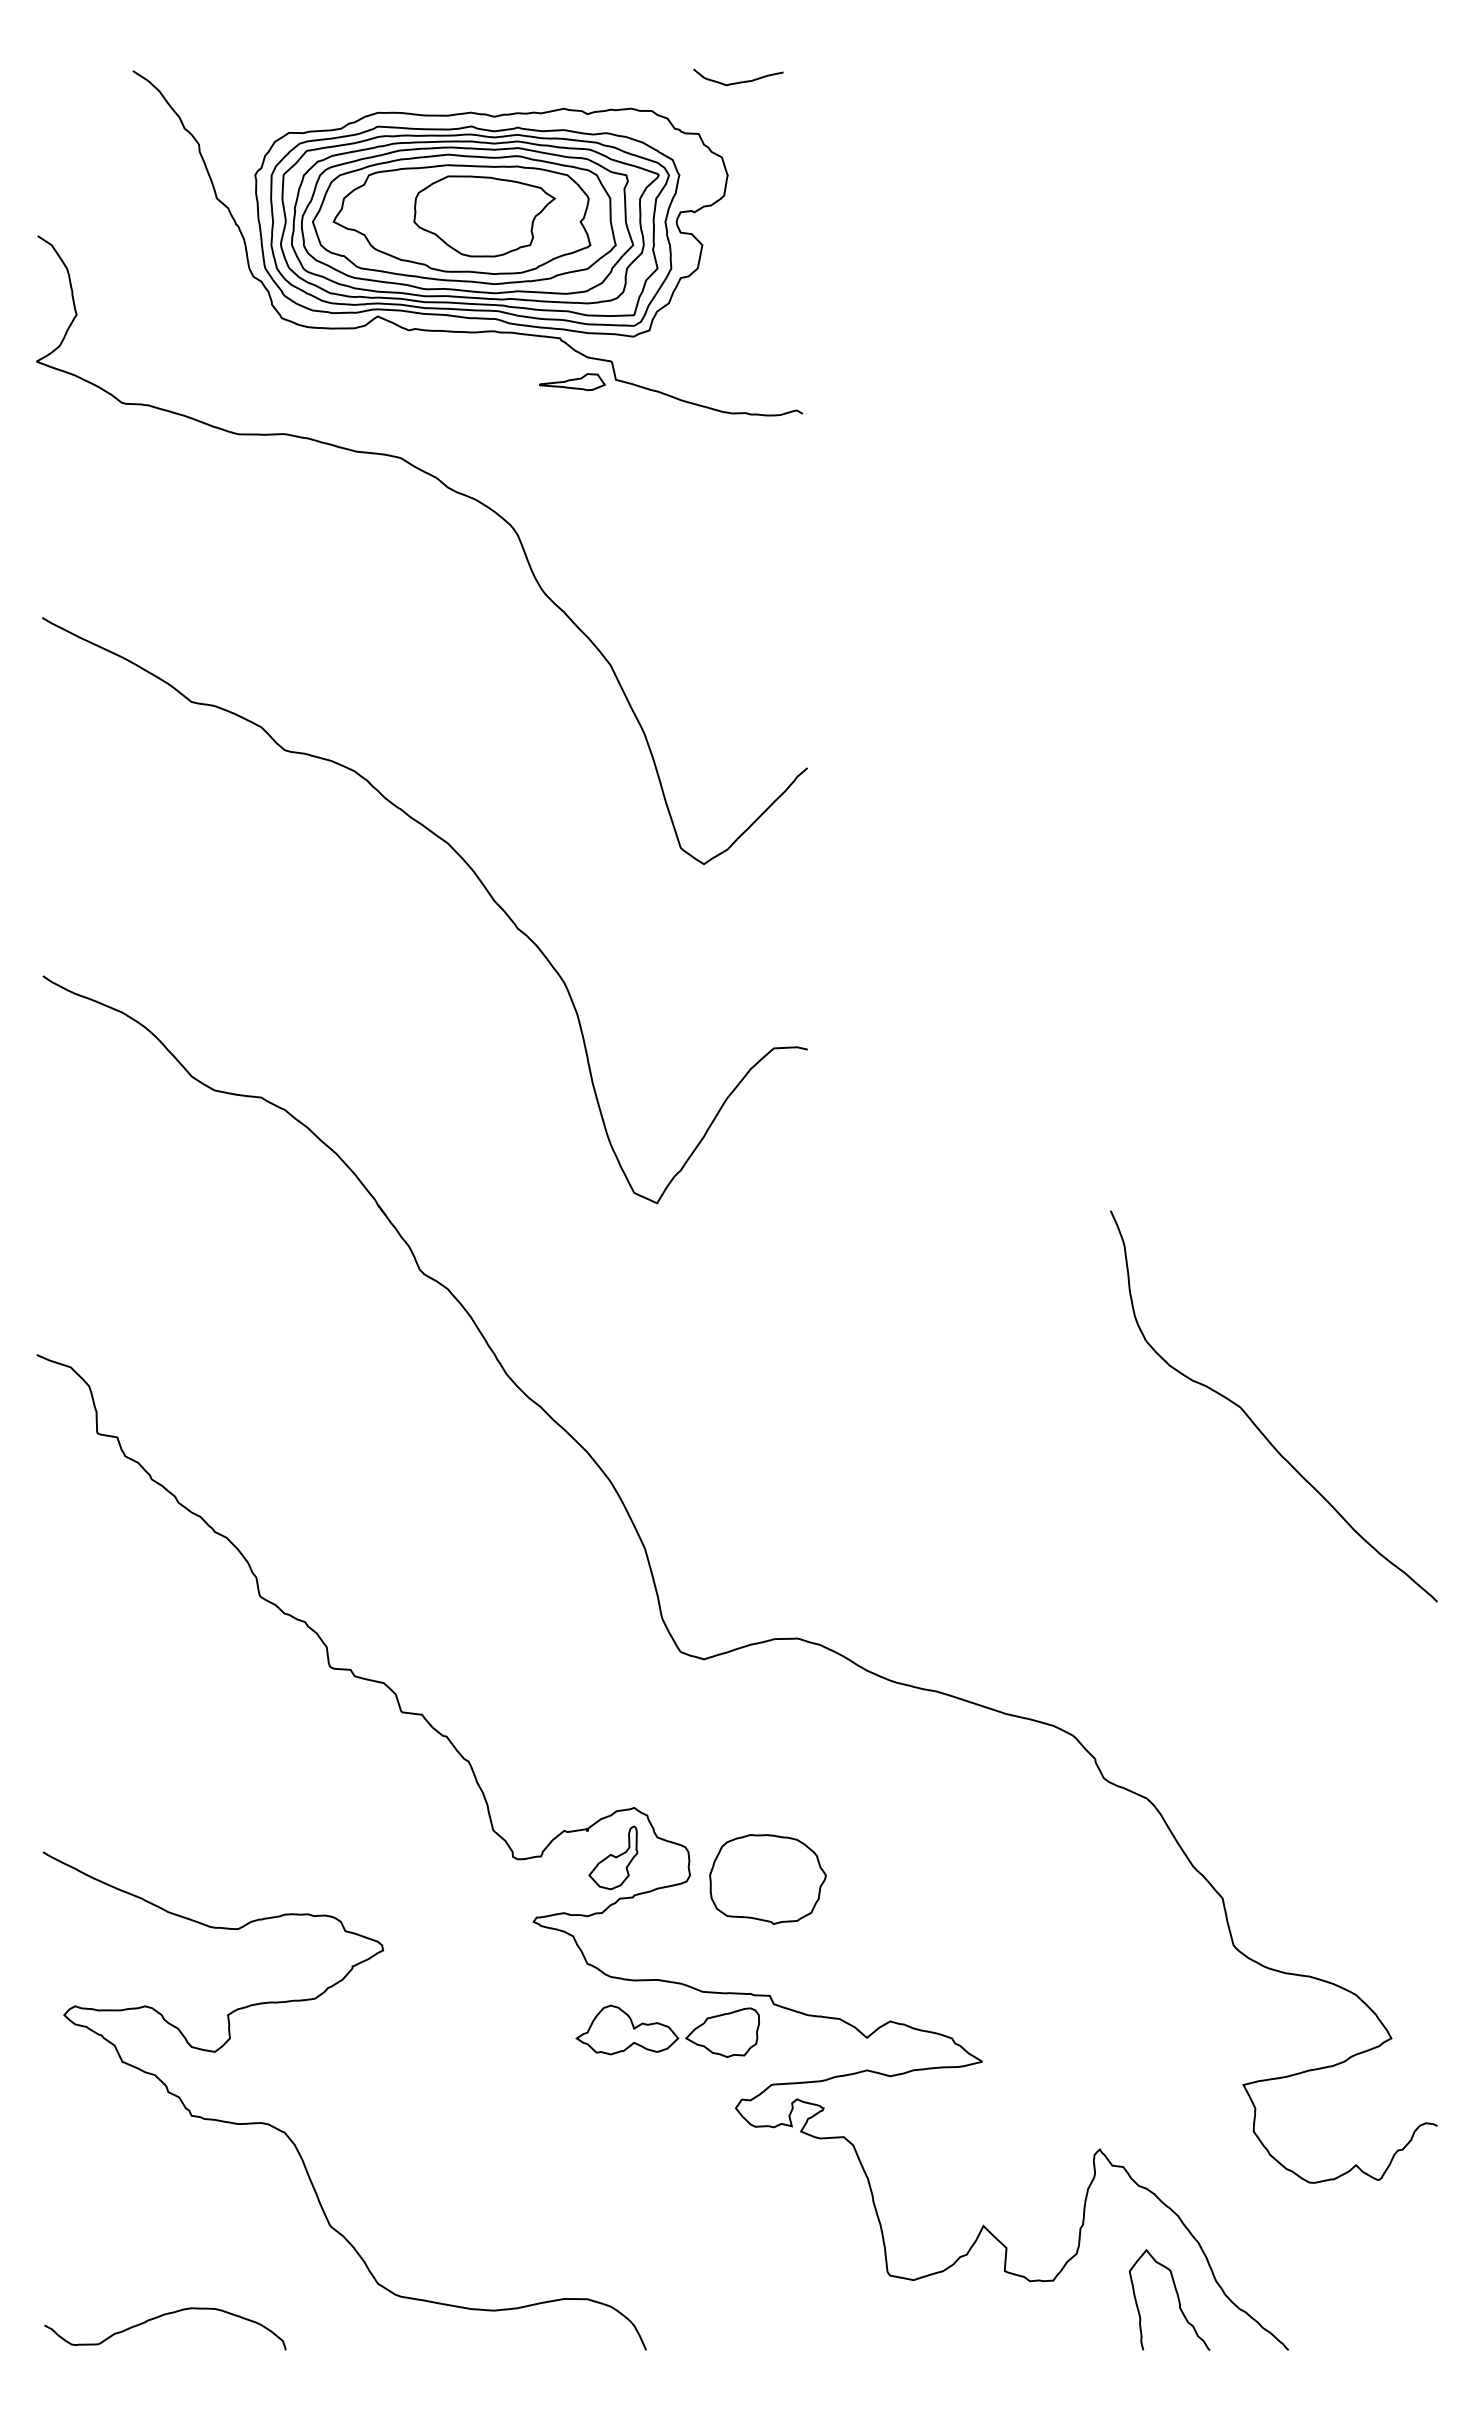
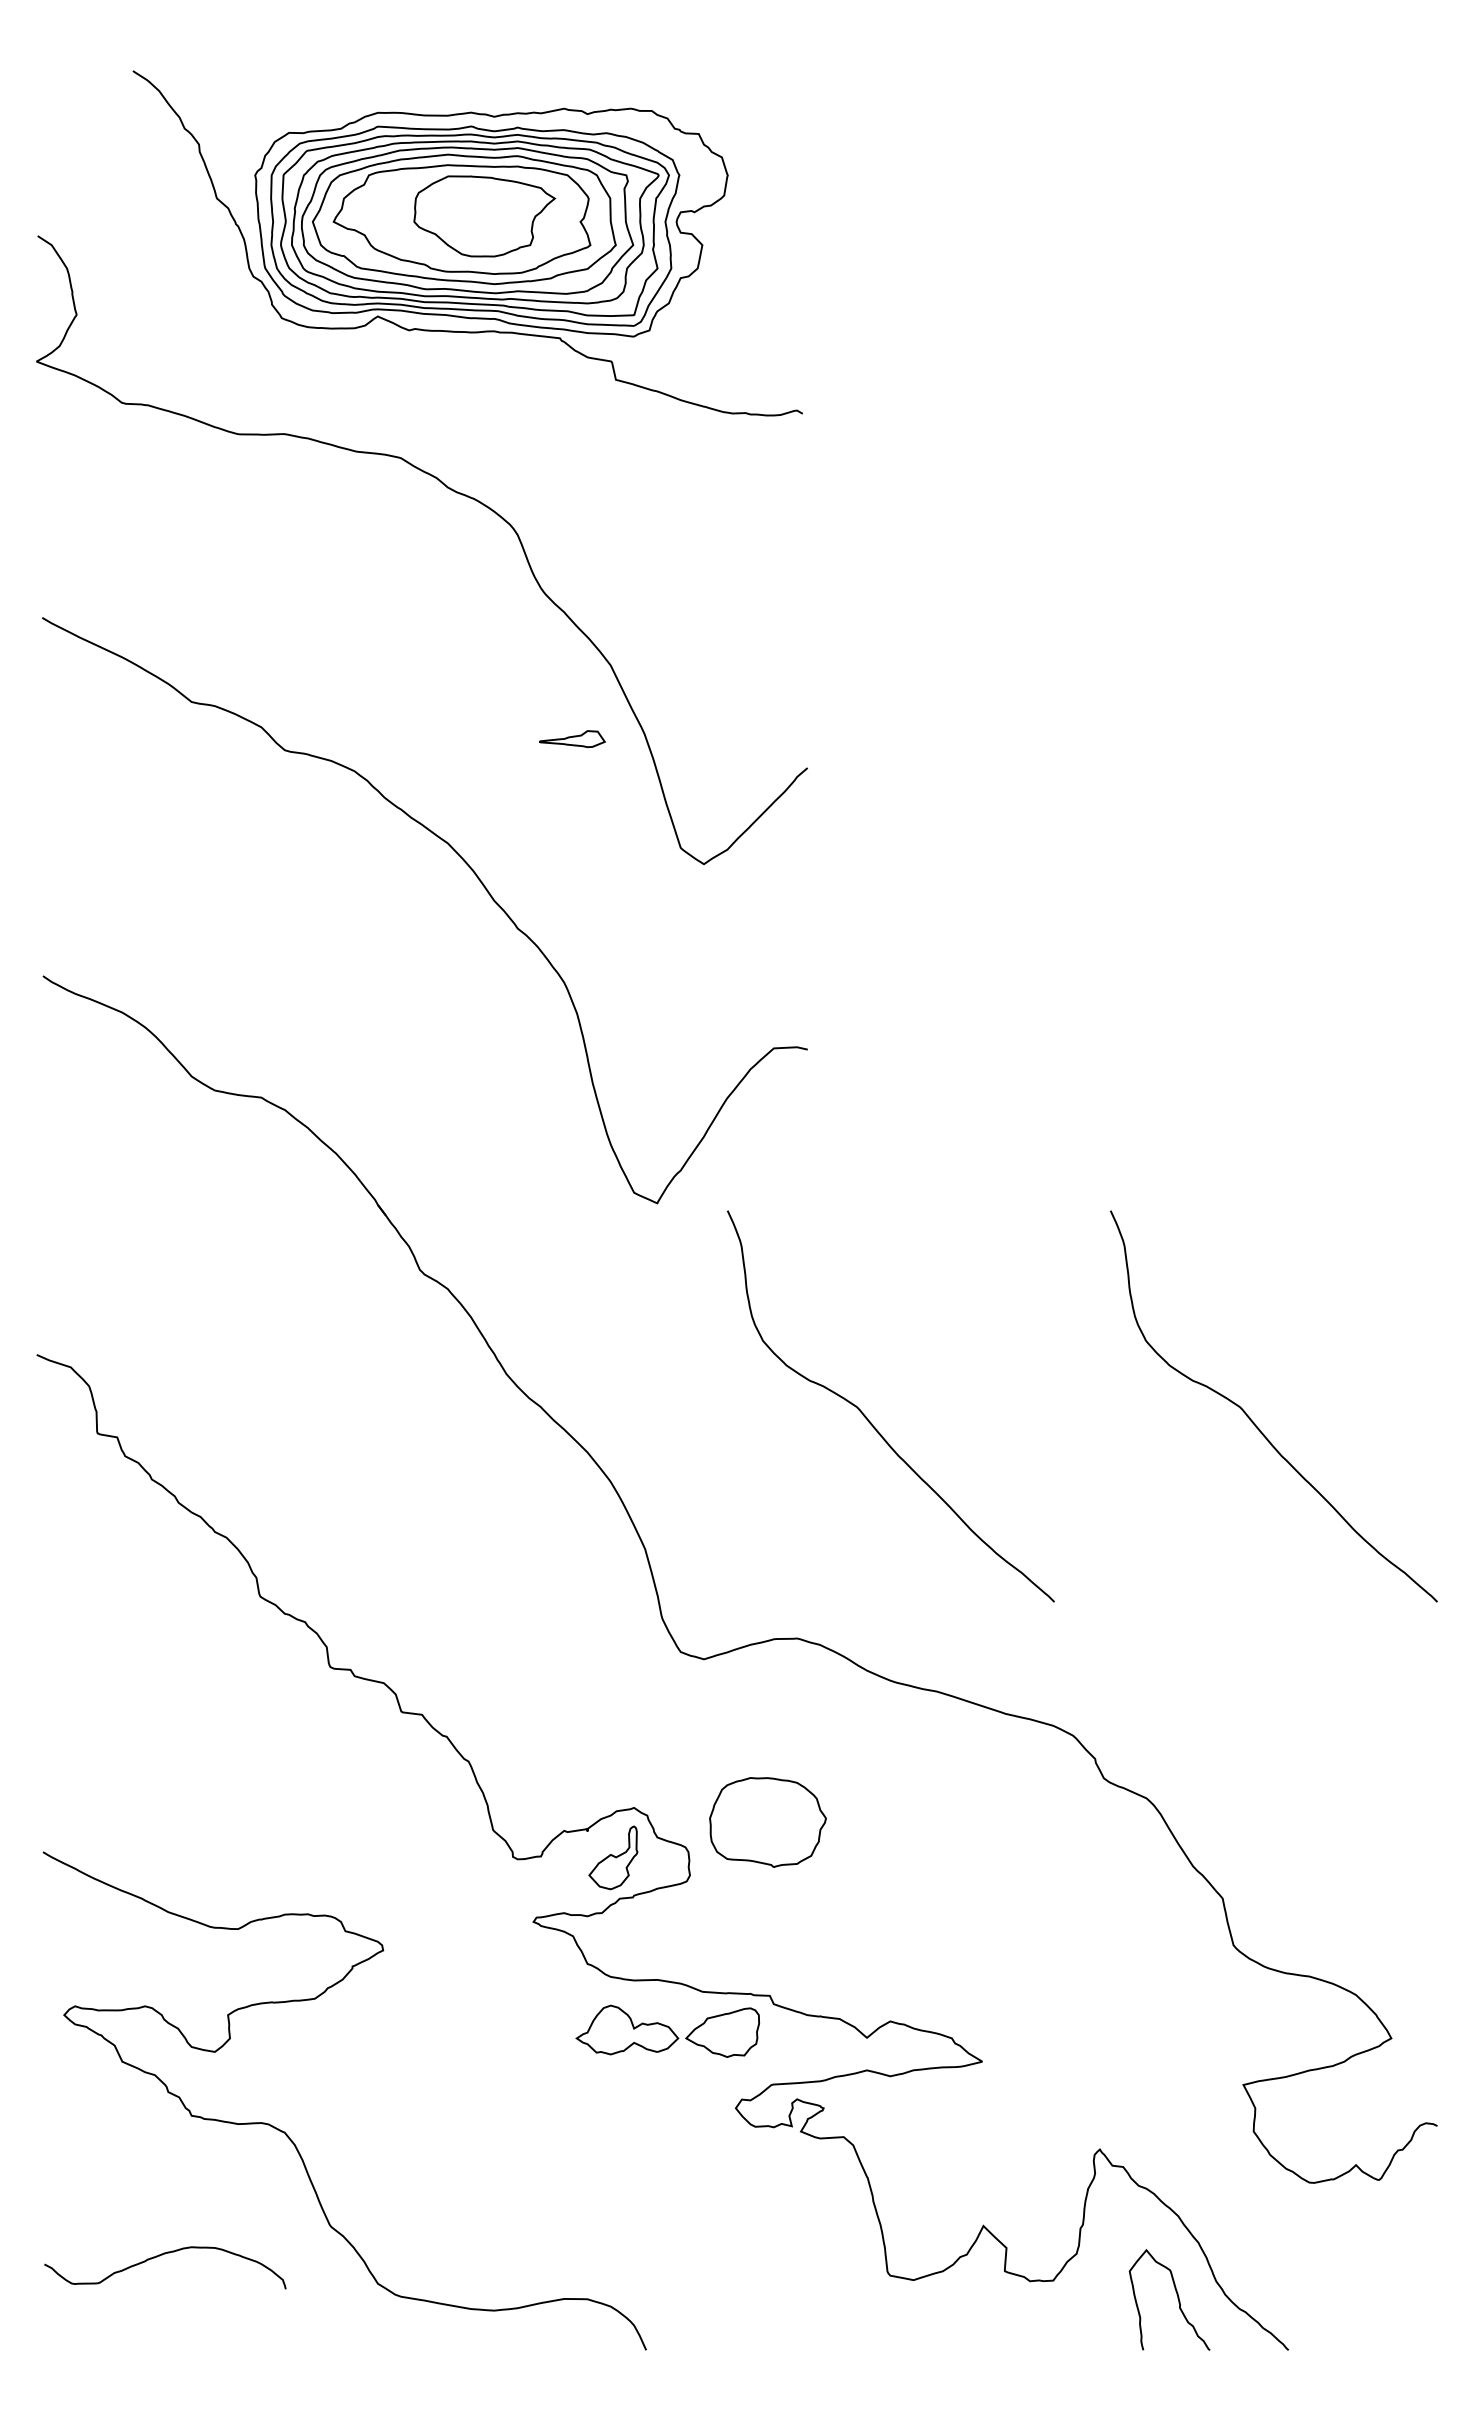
curve: present -> none (739, 81)
part position: (572, 382) -> (572, 739) (572, 739)
curve: none -> present (872, 1423)
part position: (767, 1879) -> (767, 1822) (767, 1822)
curve position: (162, 2316) -> (162, 2255) (162, 2255)
